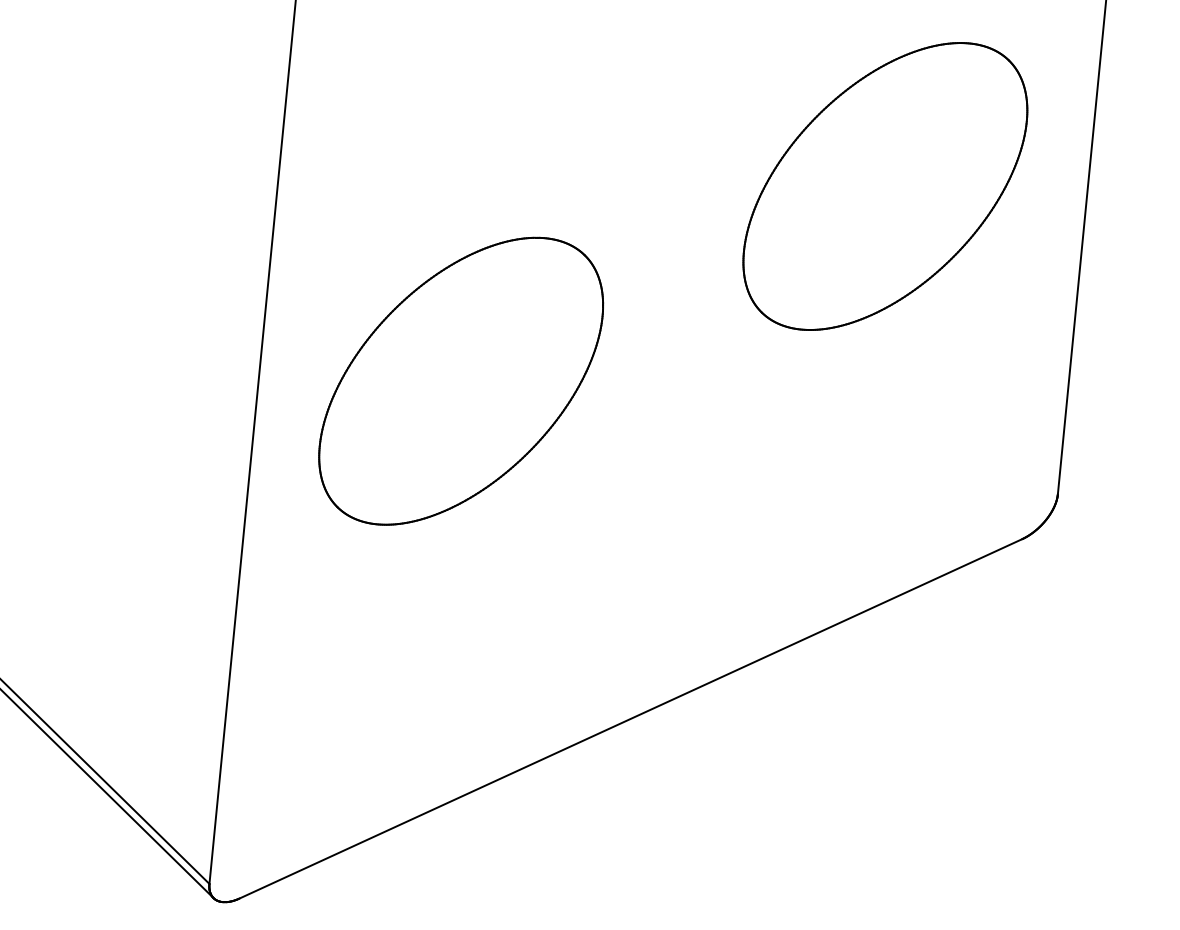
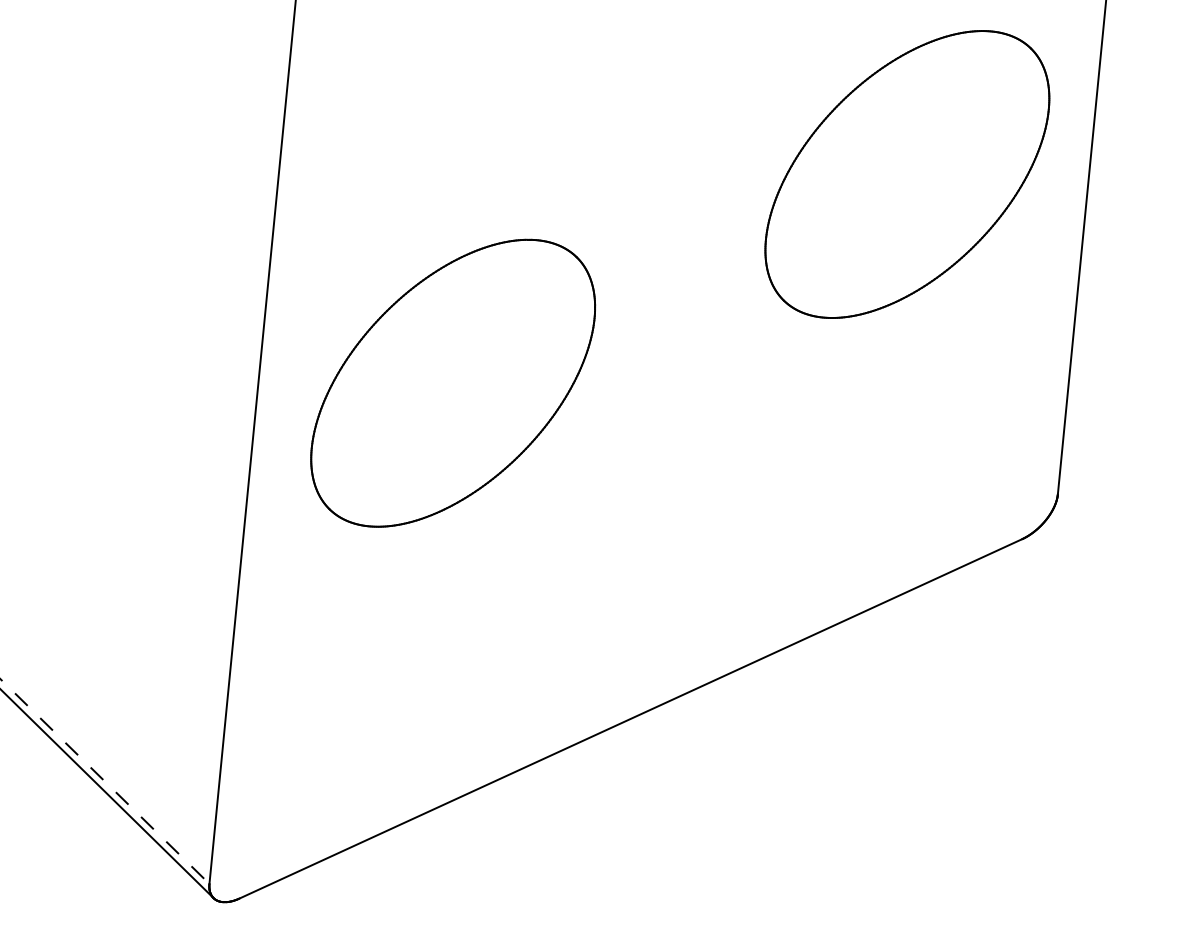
part position: (885, 186) -> (907, 174) (907, 174)
part position: (461, 380) -> (453, 382) (453, 382)
line: solid -> dashed (105, 781)
